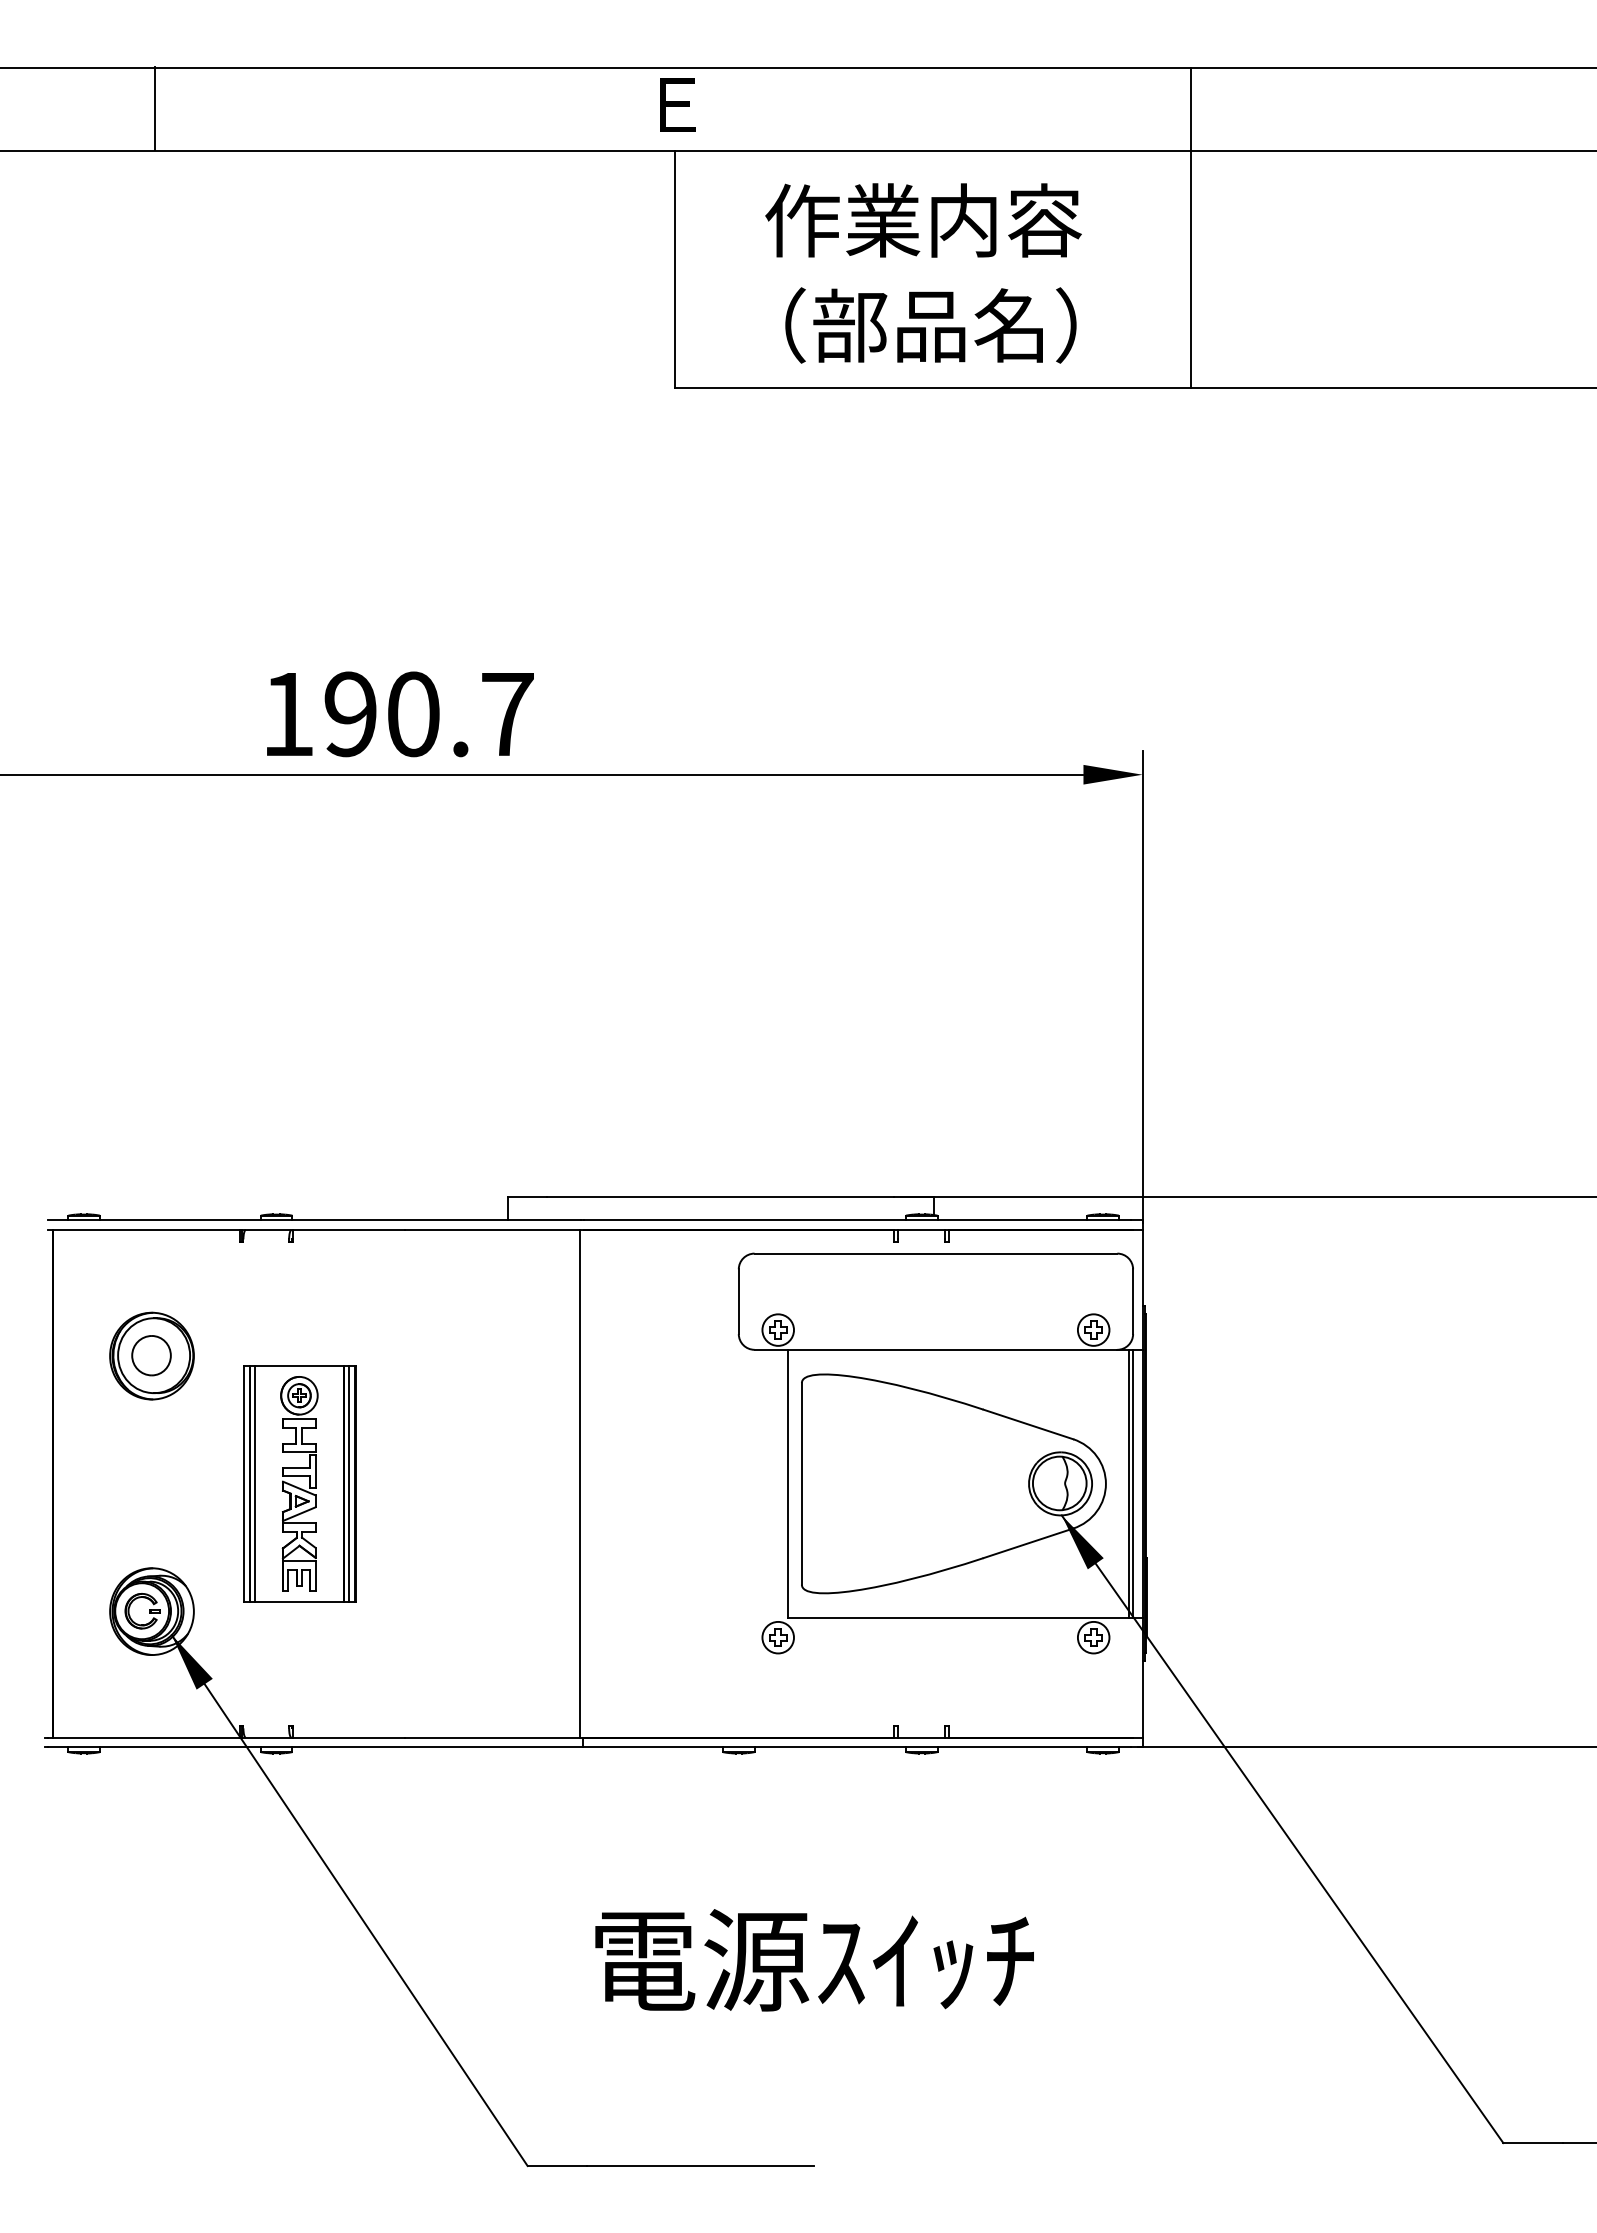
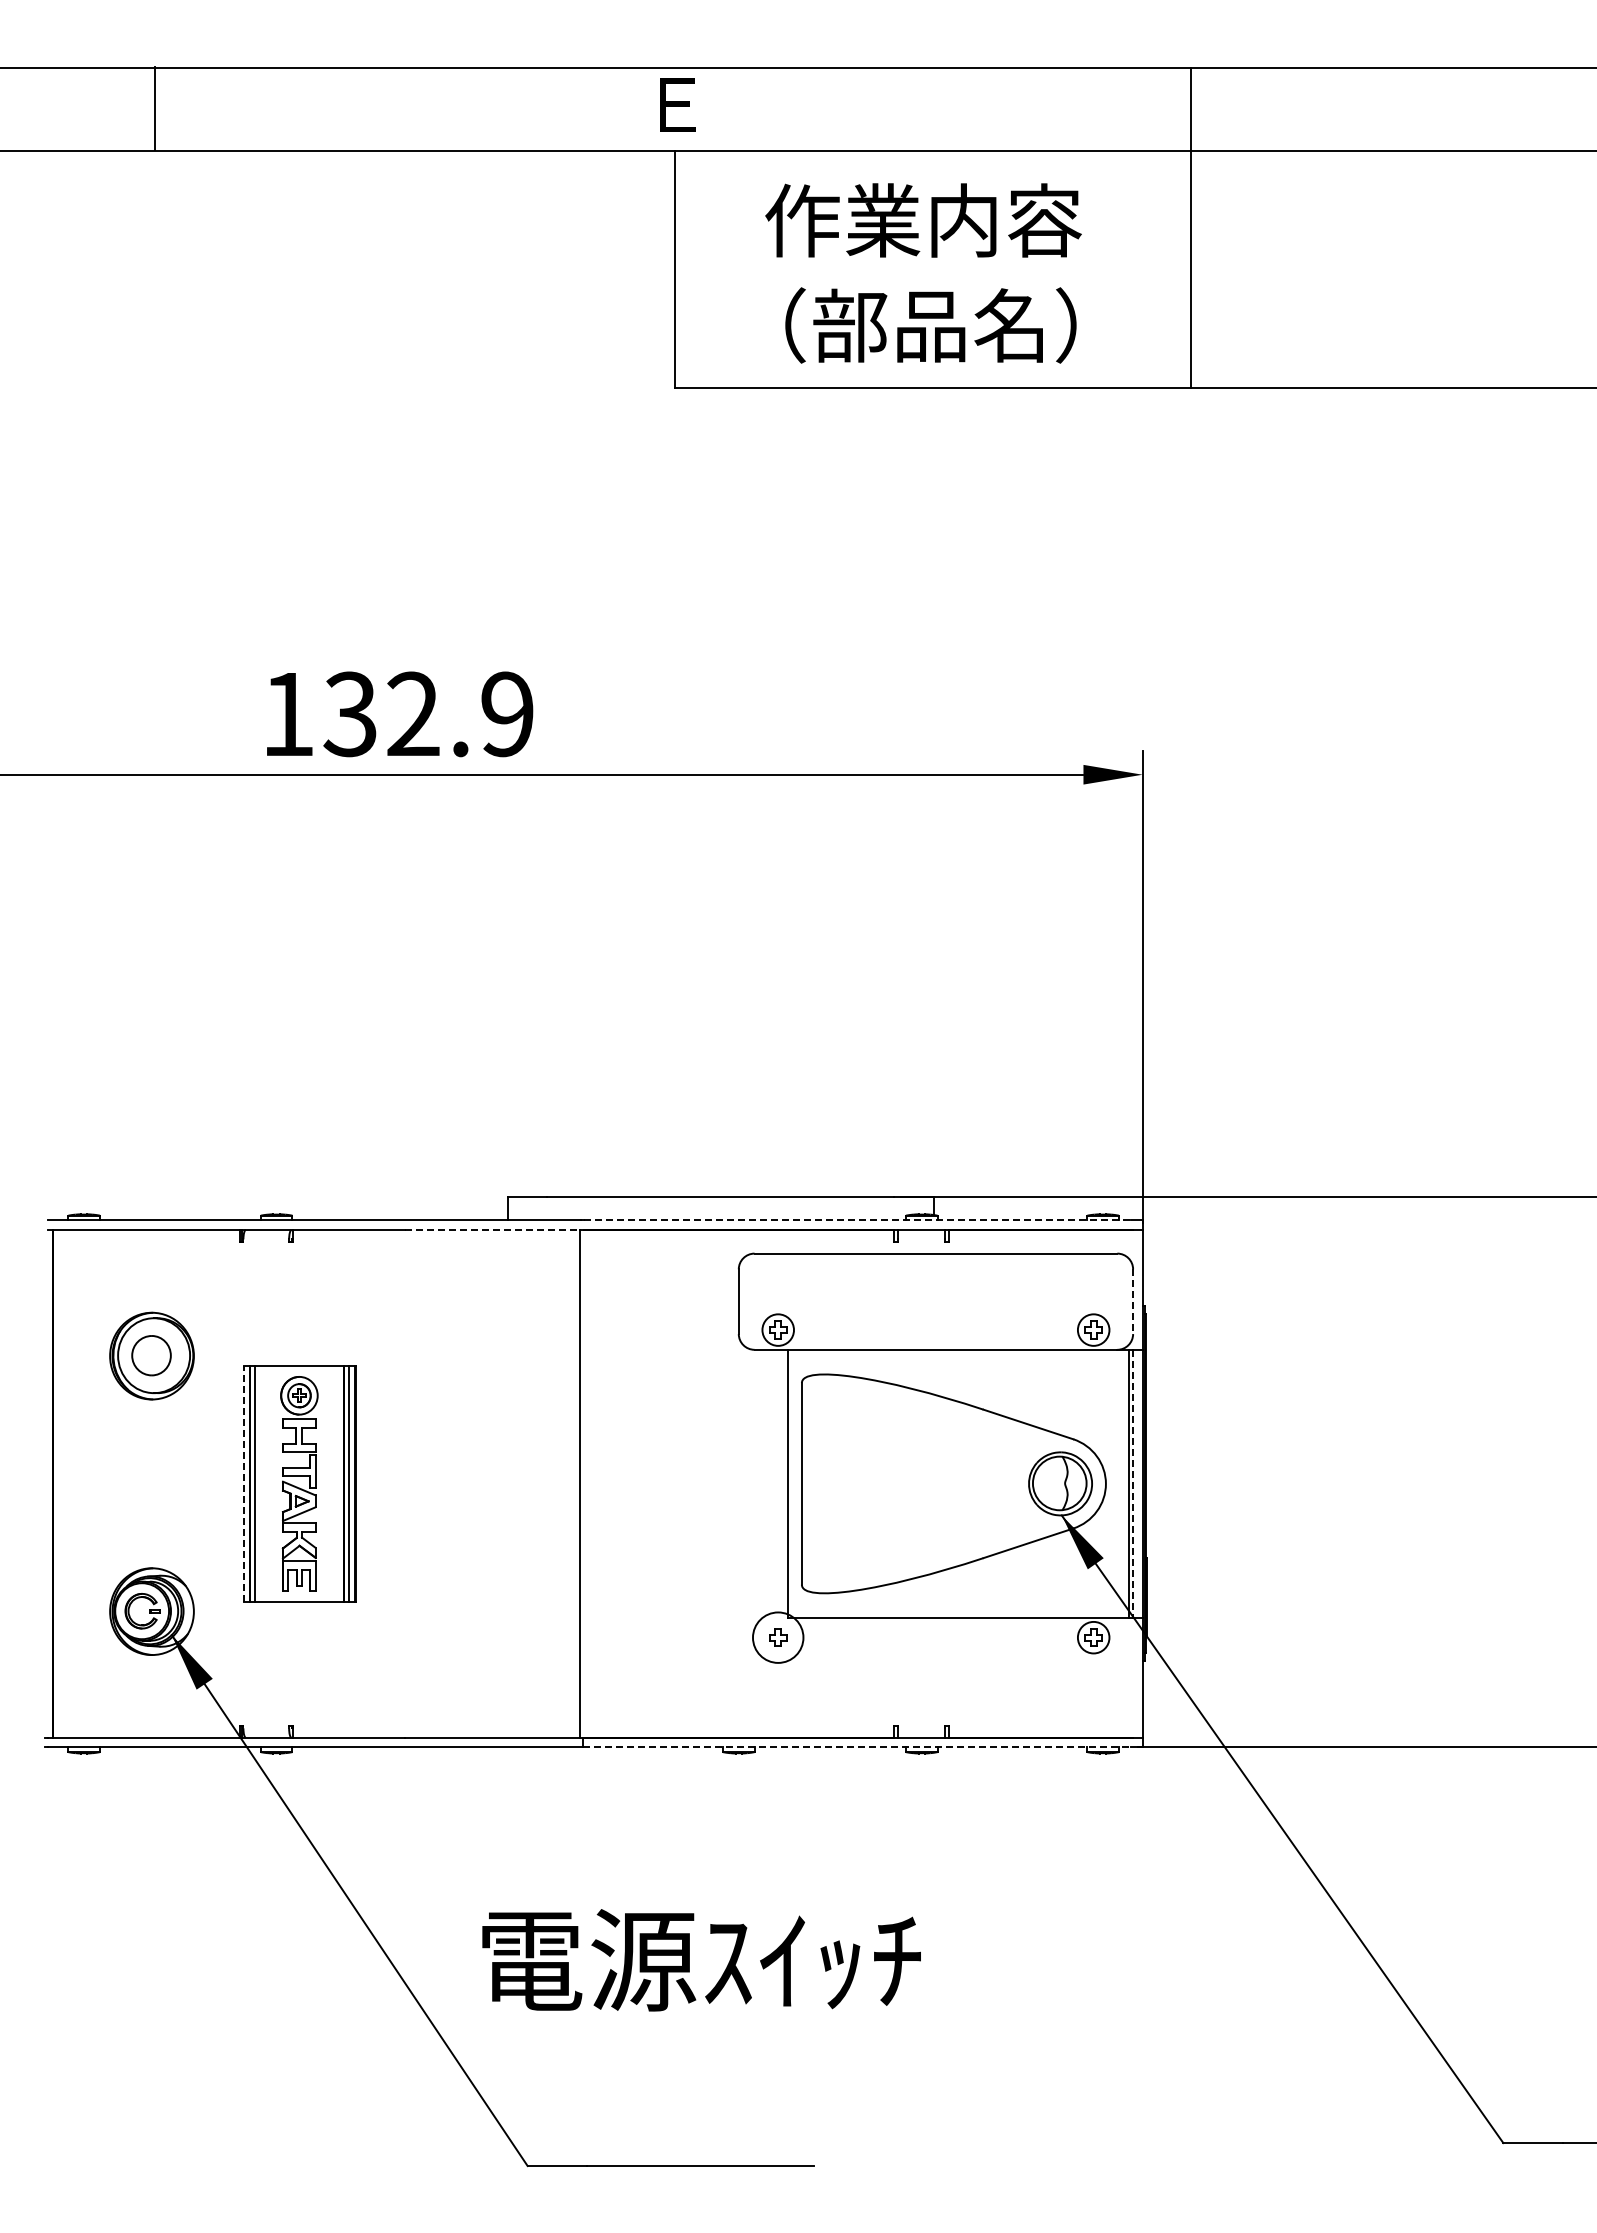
text: 190.7 -> 132.9 (428, 714)
line: solid -> dashed (857, 1220)
line: solid -> dashed (493, 1229)
line: solid -> dashed (1133, 1302)
line: solid -> dashed (243, 1483)
line: solid -> dashed (1133, 1484)
circle diameter: 32 px -> 50 px (777, 1637)
line: solid -> dashed (857, 1747)
text position: (814, 1960) -> (701, 1960) (701, 1960)
